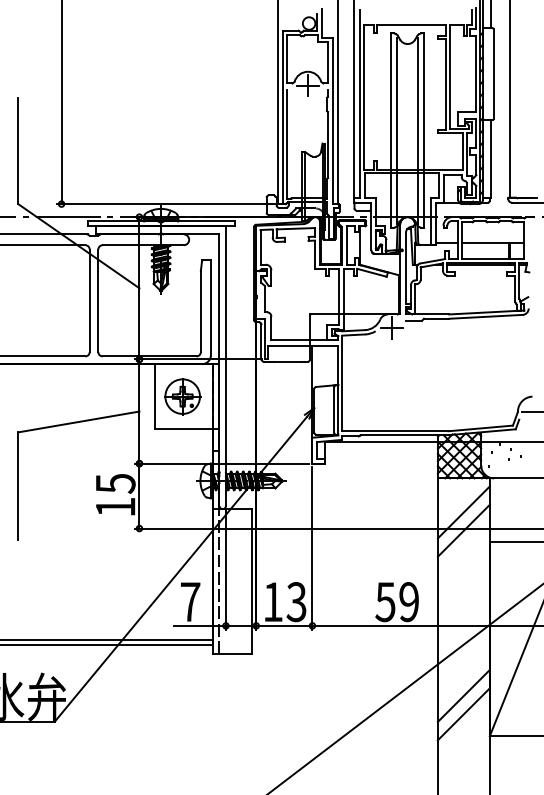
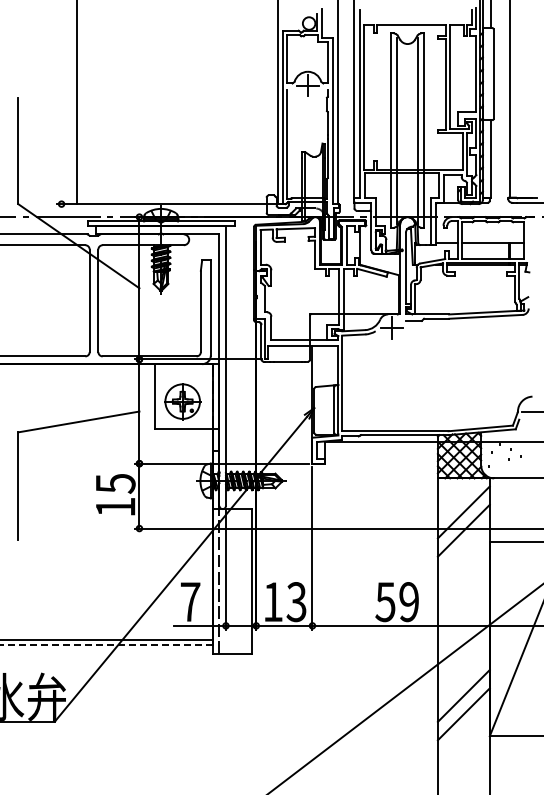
line position: (61, 103) -> (76, 103) (76, 103)
part position: (182, 396) -> (182, 401) (182, 401)
line: solid -> dashed (106, 645)
